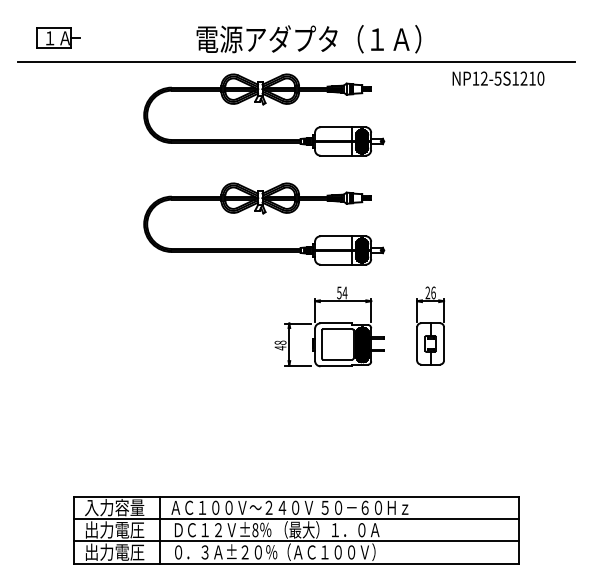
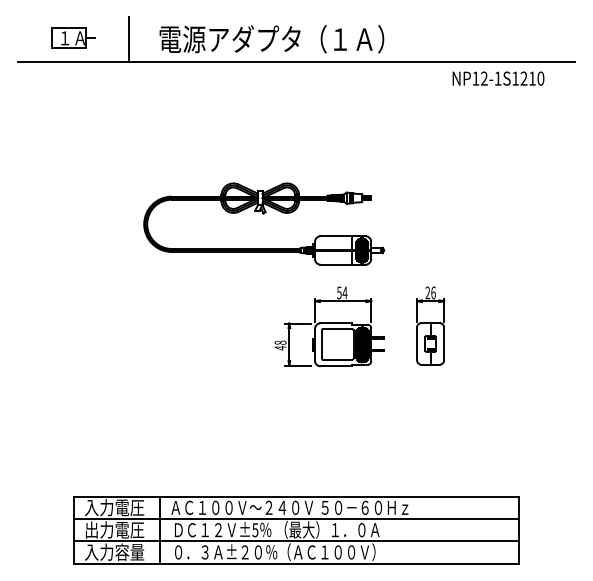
part position: (58, 37) -> (73, 37) (73, 37)
line: none -> present (129, 39)
text position: (308, 39) -> (271, 39) (271, 39)
text: NP12-5S1210 -> NP12-1S1210 (497, 78)
part: present -> none (263, 105)
text: 入力容量 -> 入力電圧 (129, 507)
text: ±8 -> ±5 (255, 530)
text: 出力電圧 -> 入力容量 (114, 551)
